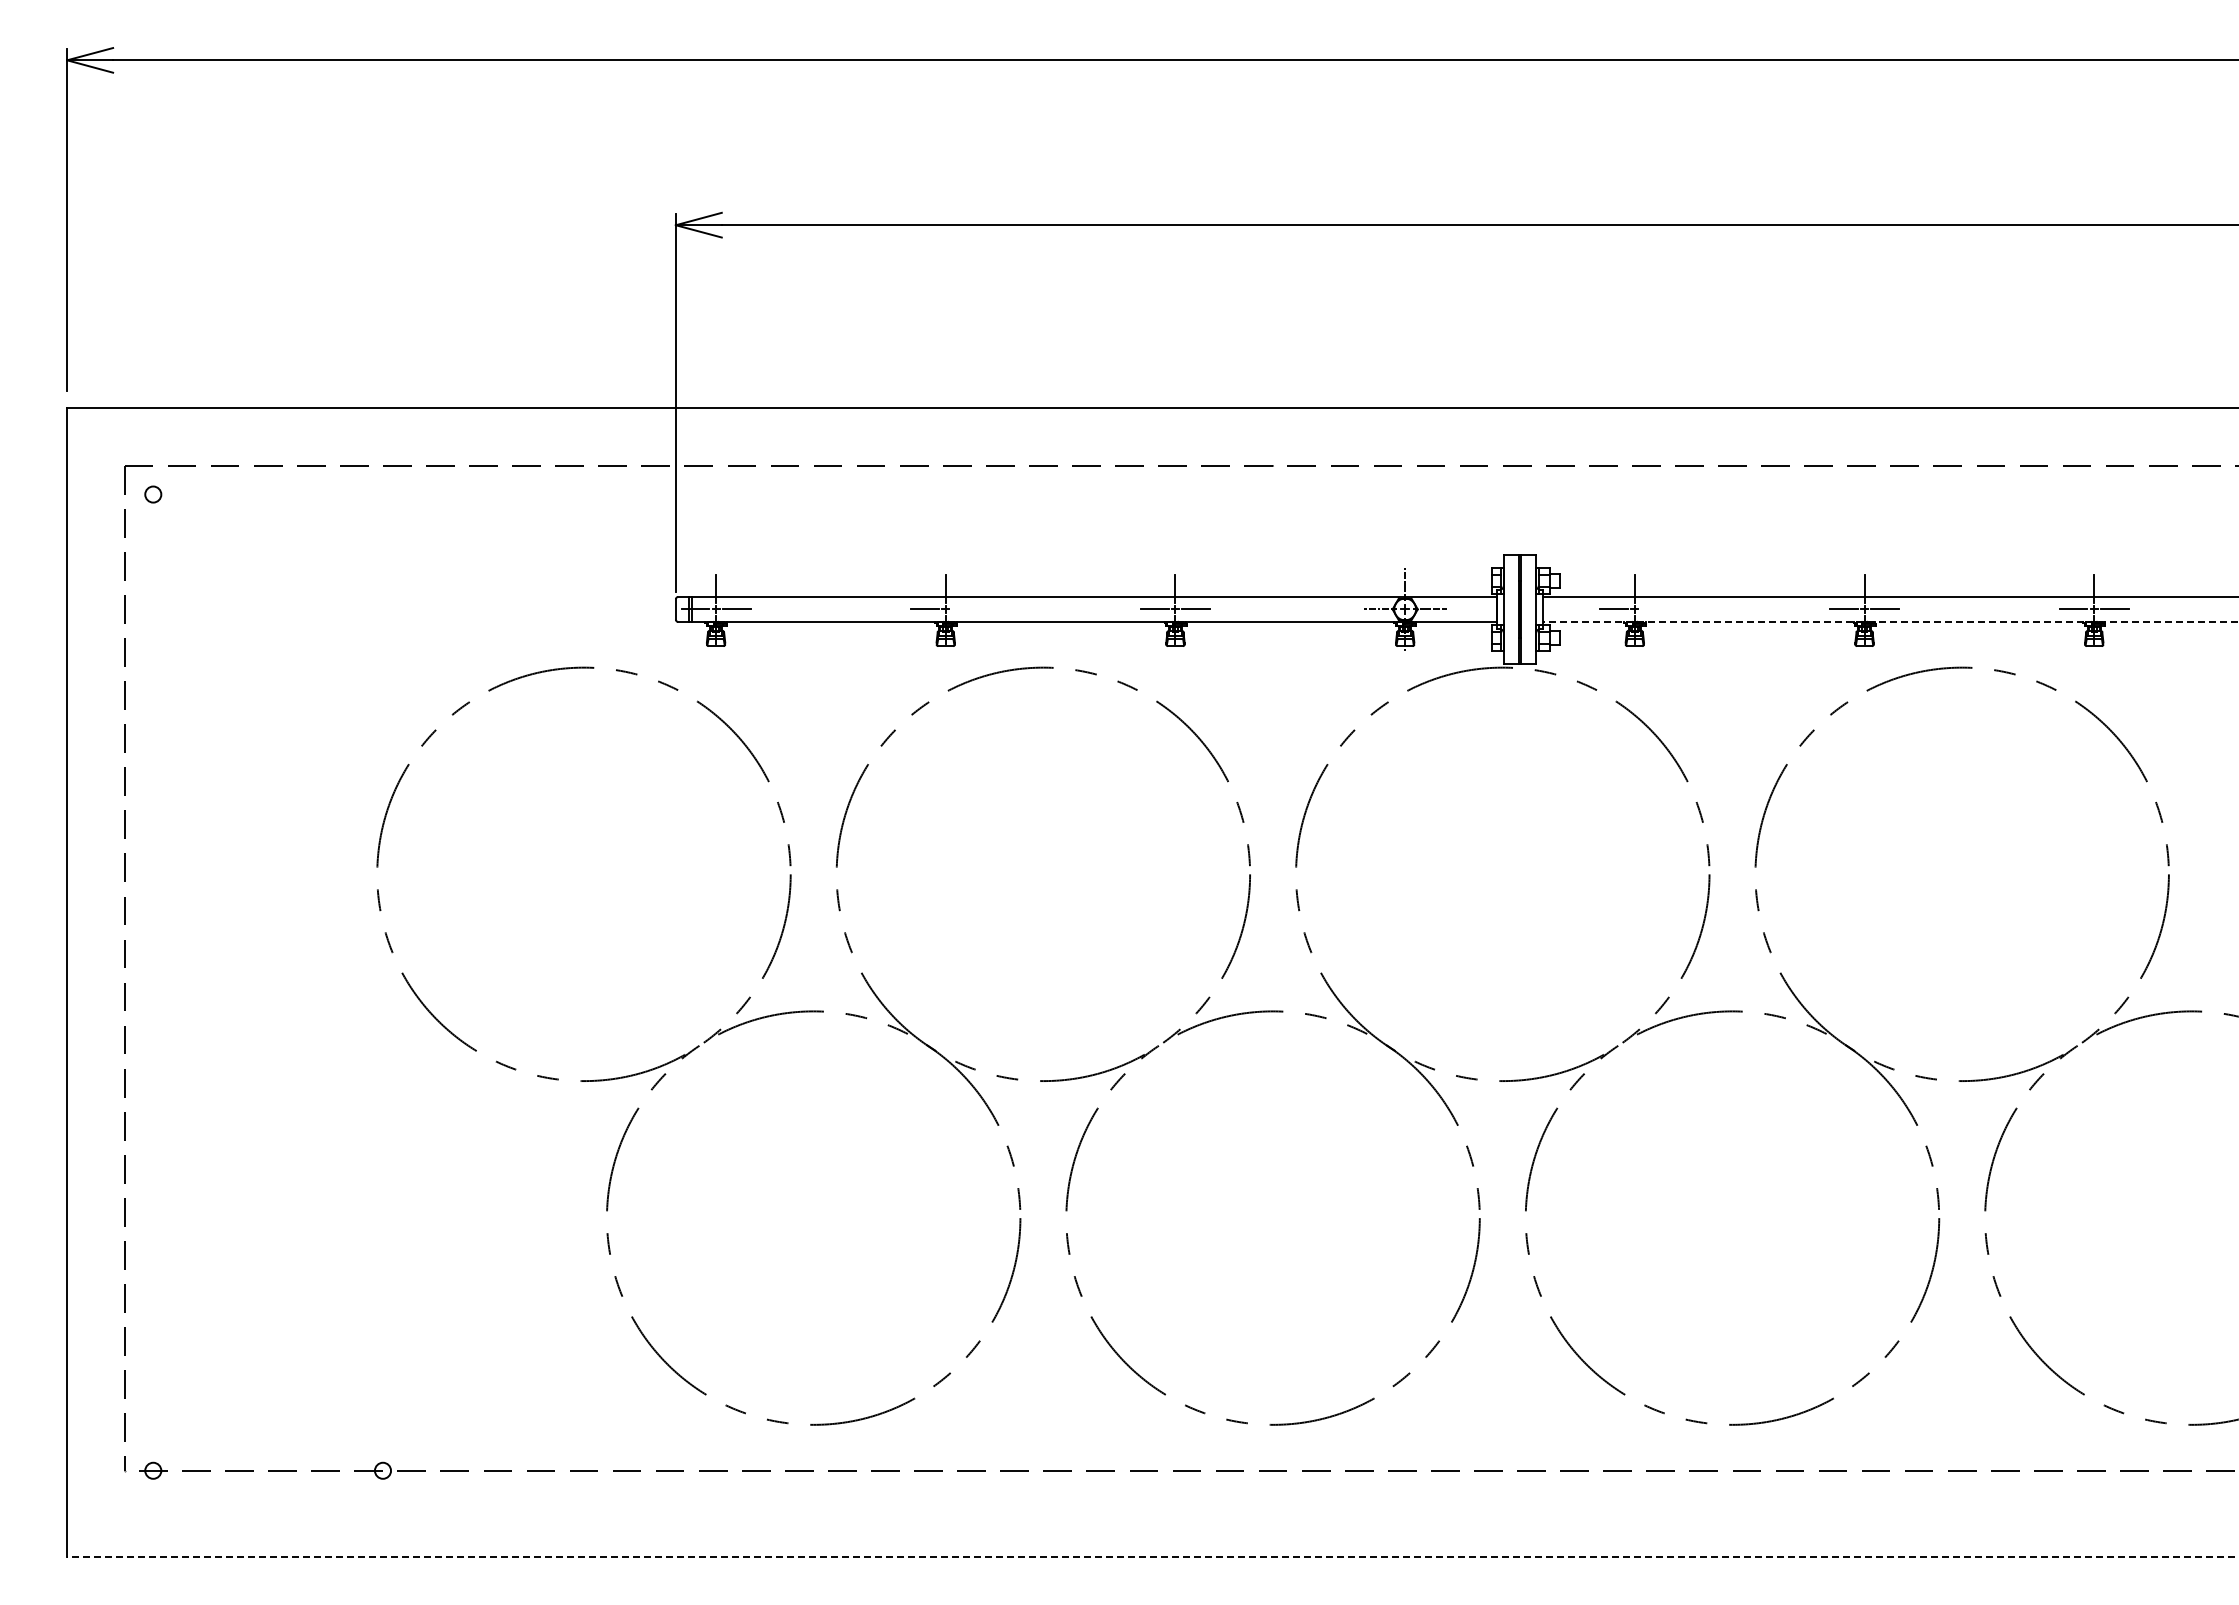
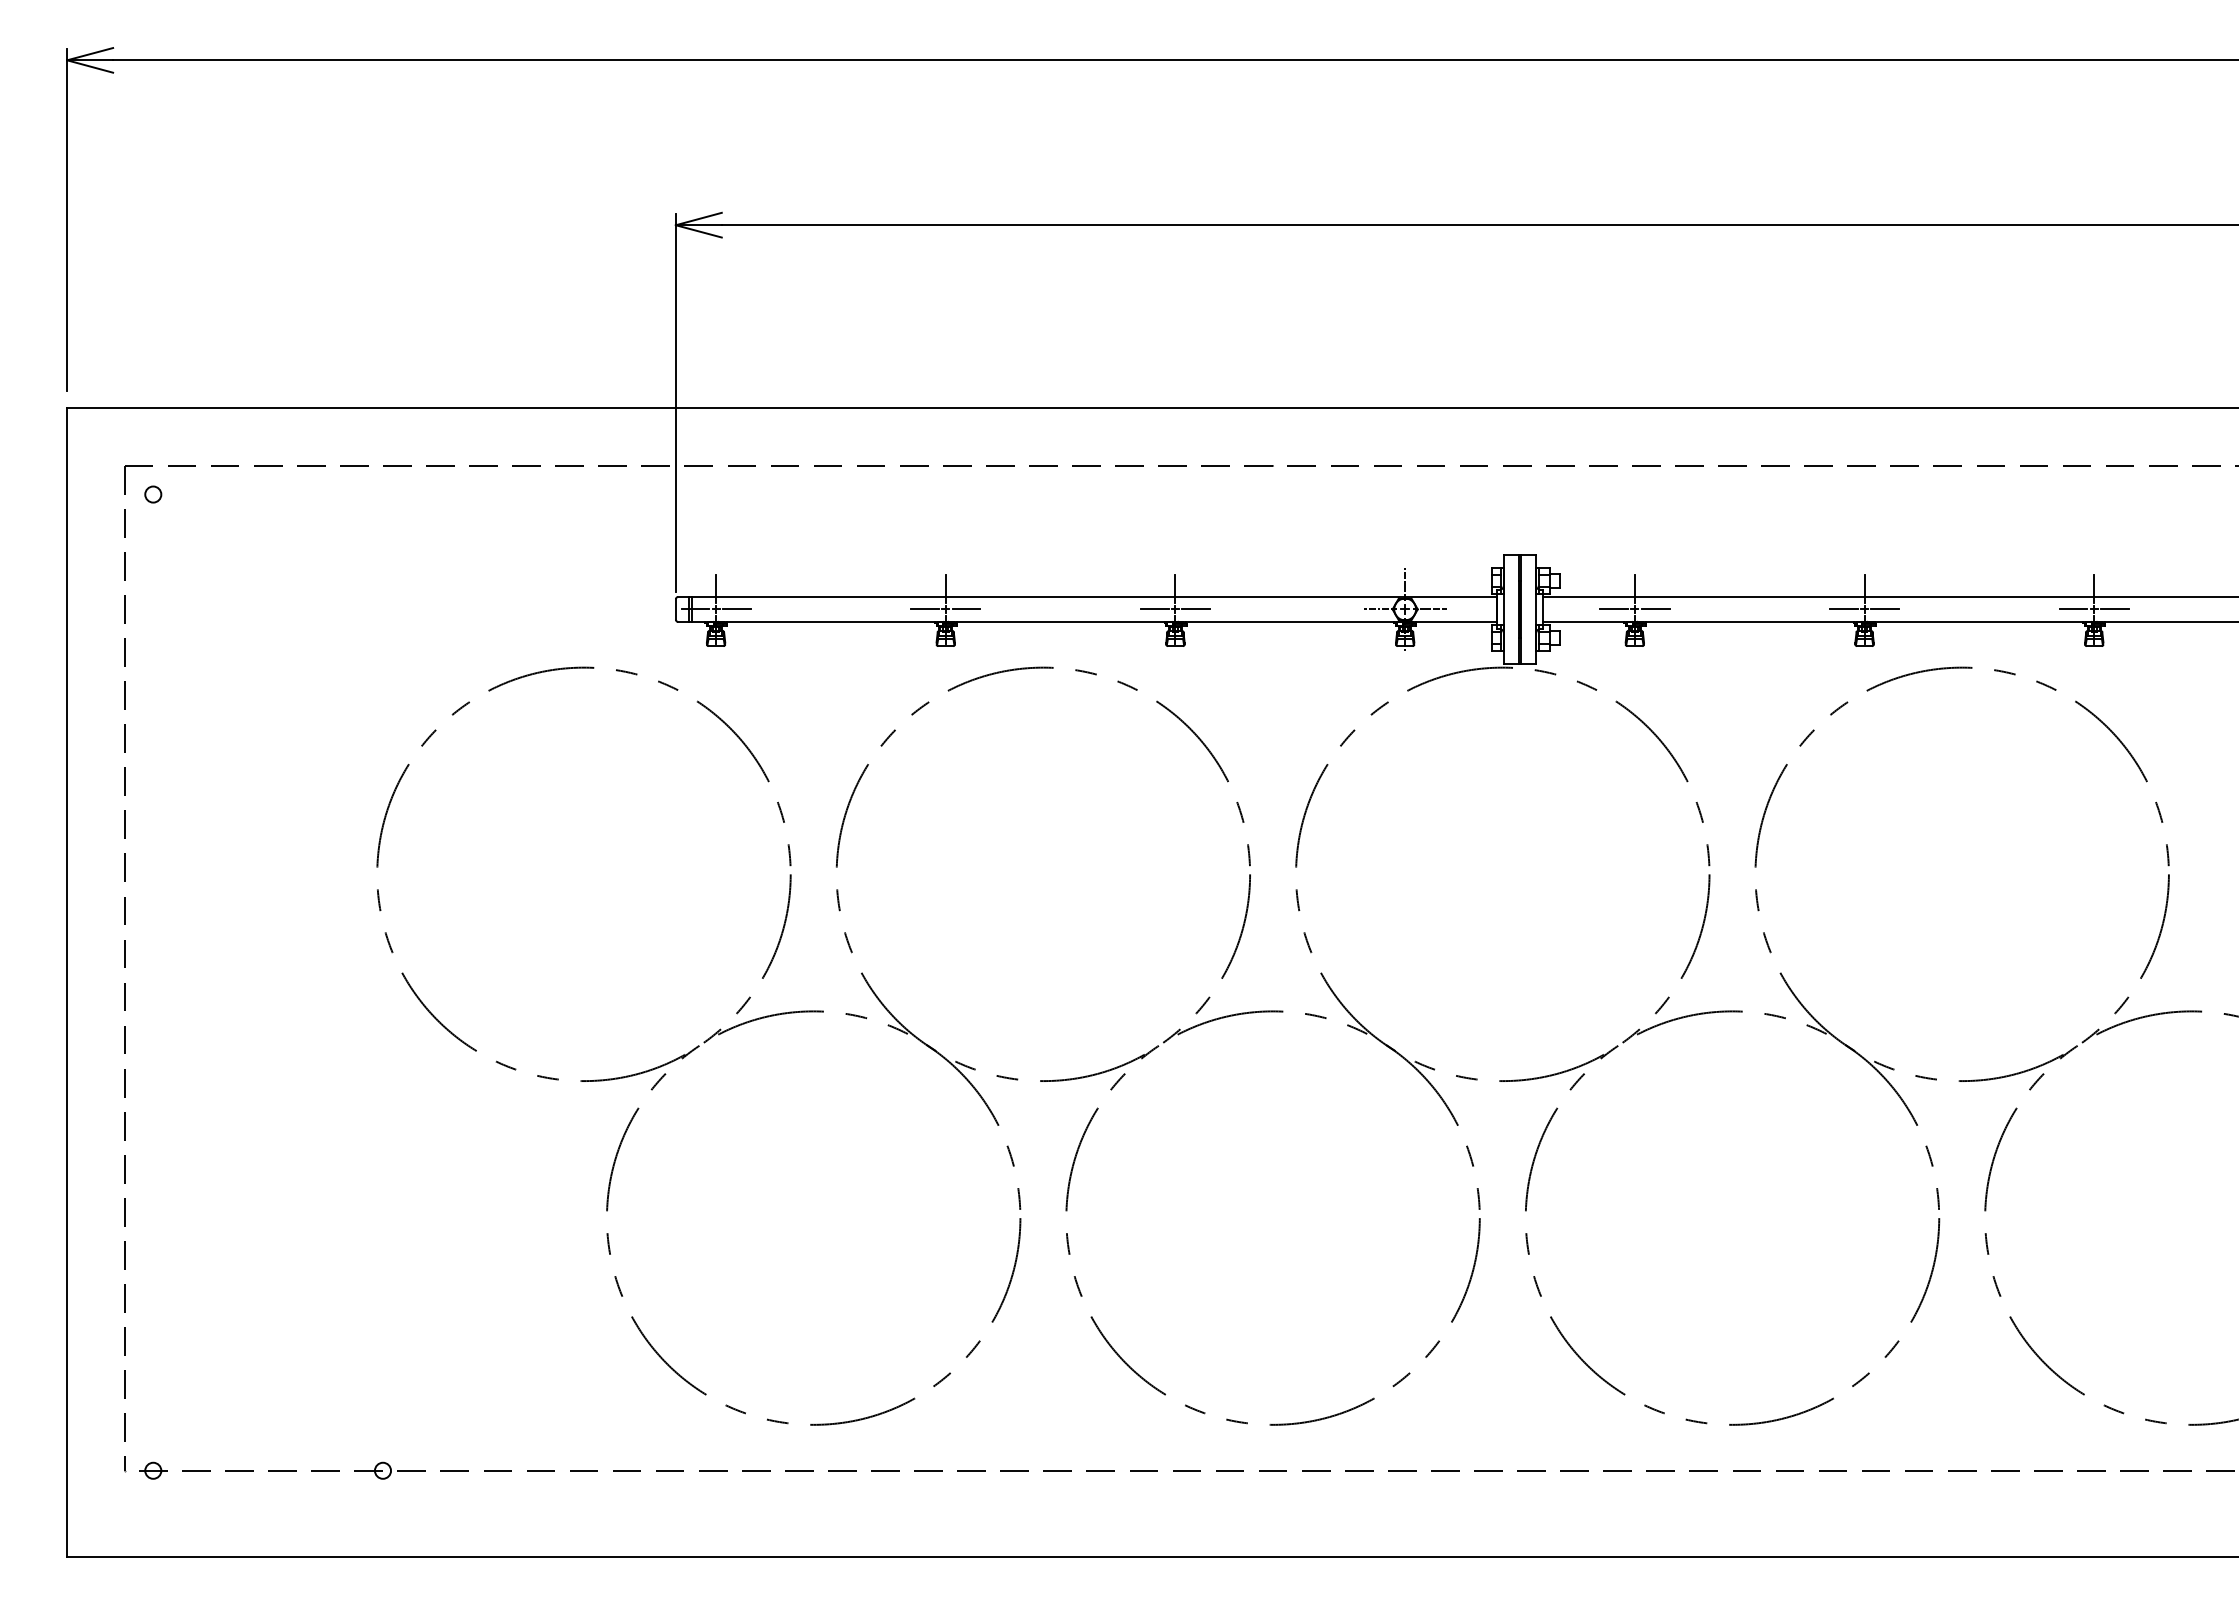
line: none -> present (966, 609)
line: none -> present (1655, 609)
line: dashed -> solid (1890, 621)
line: dashed -> solid (1153, 1556)
